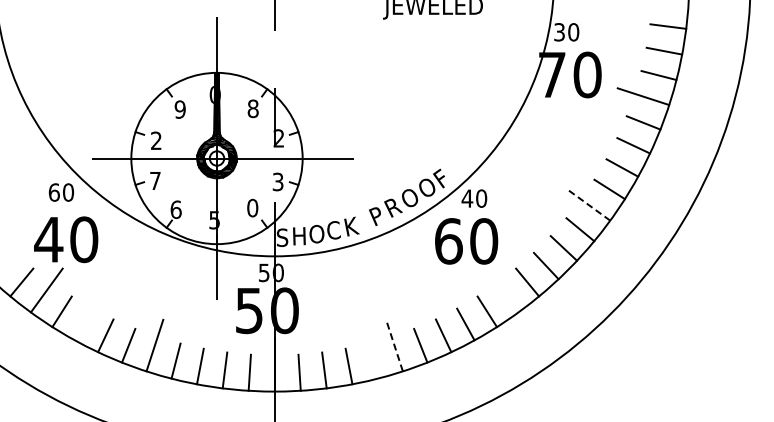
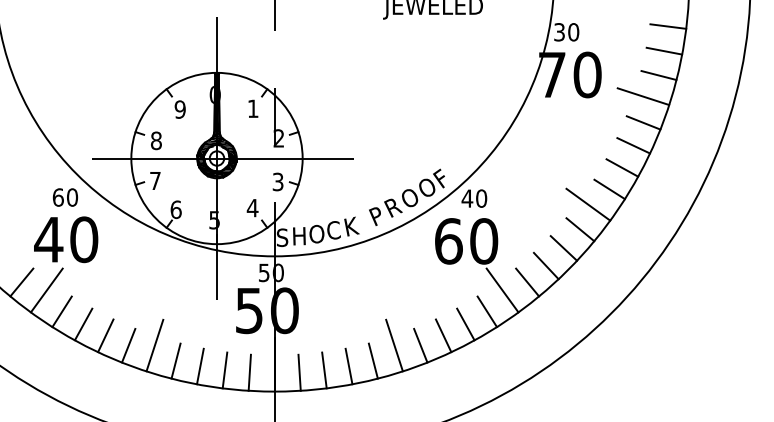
text: 8 -> 1 (252, 108)
text: 2 -> 8 (156, 140)
text position: (60, 192) -> (64, 197) (64, 197)
line: dashed -> solid (587, 204)
text: 0 -> 4 (252, 207)
line: none -> present (502, 290)
line: none -> present (83, 324)
line: dashed -> solid (394, 345)
line: none -> present (372, 360)
